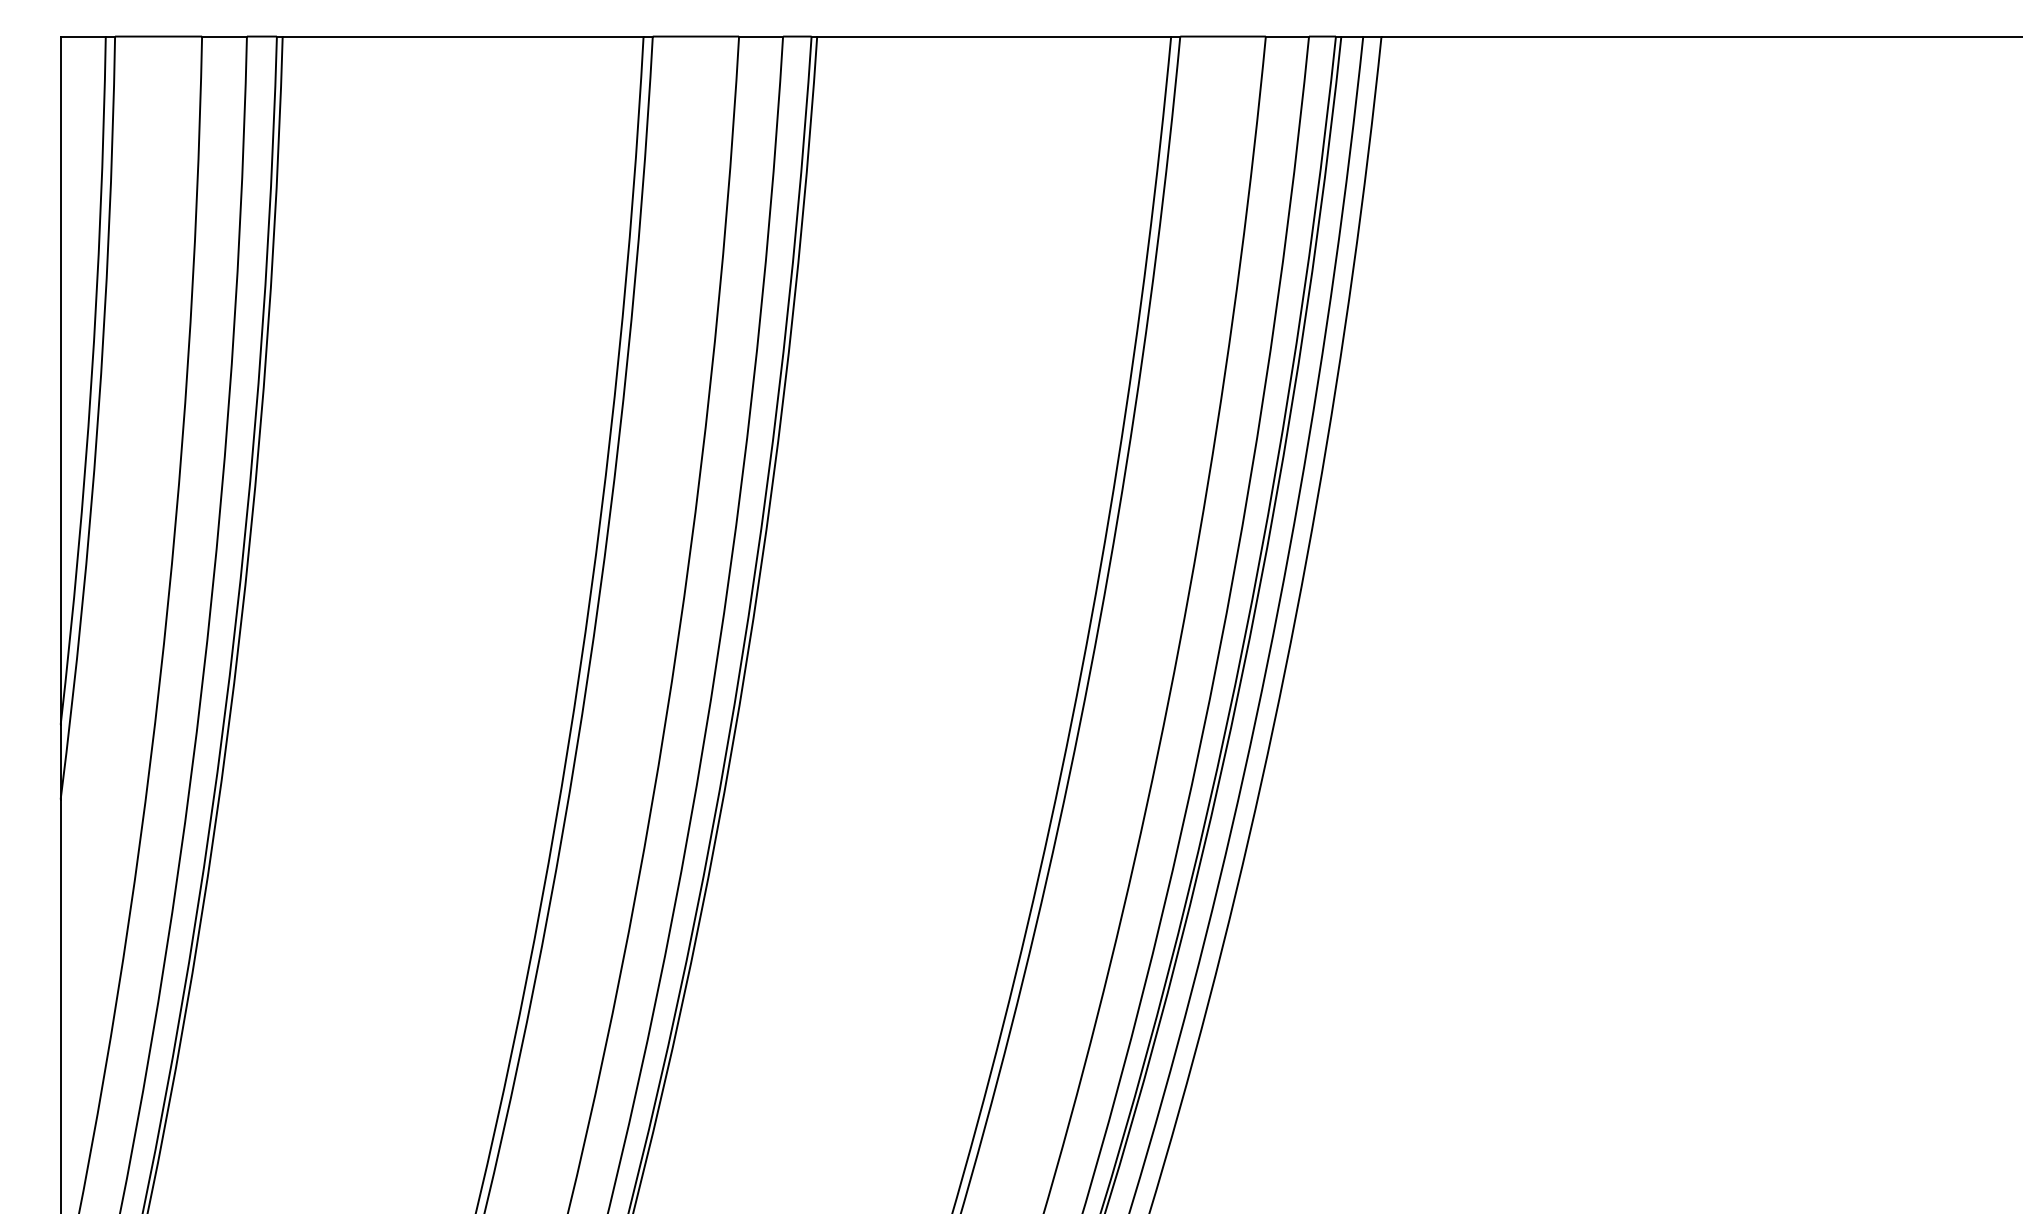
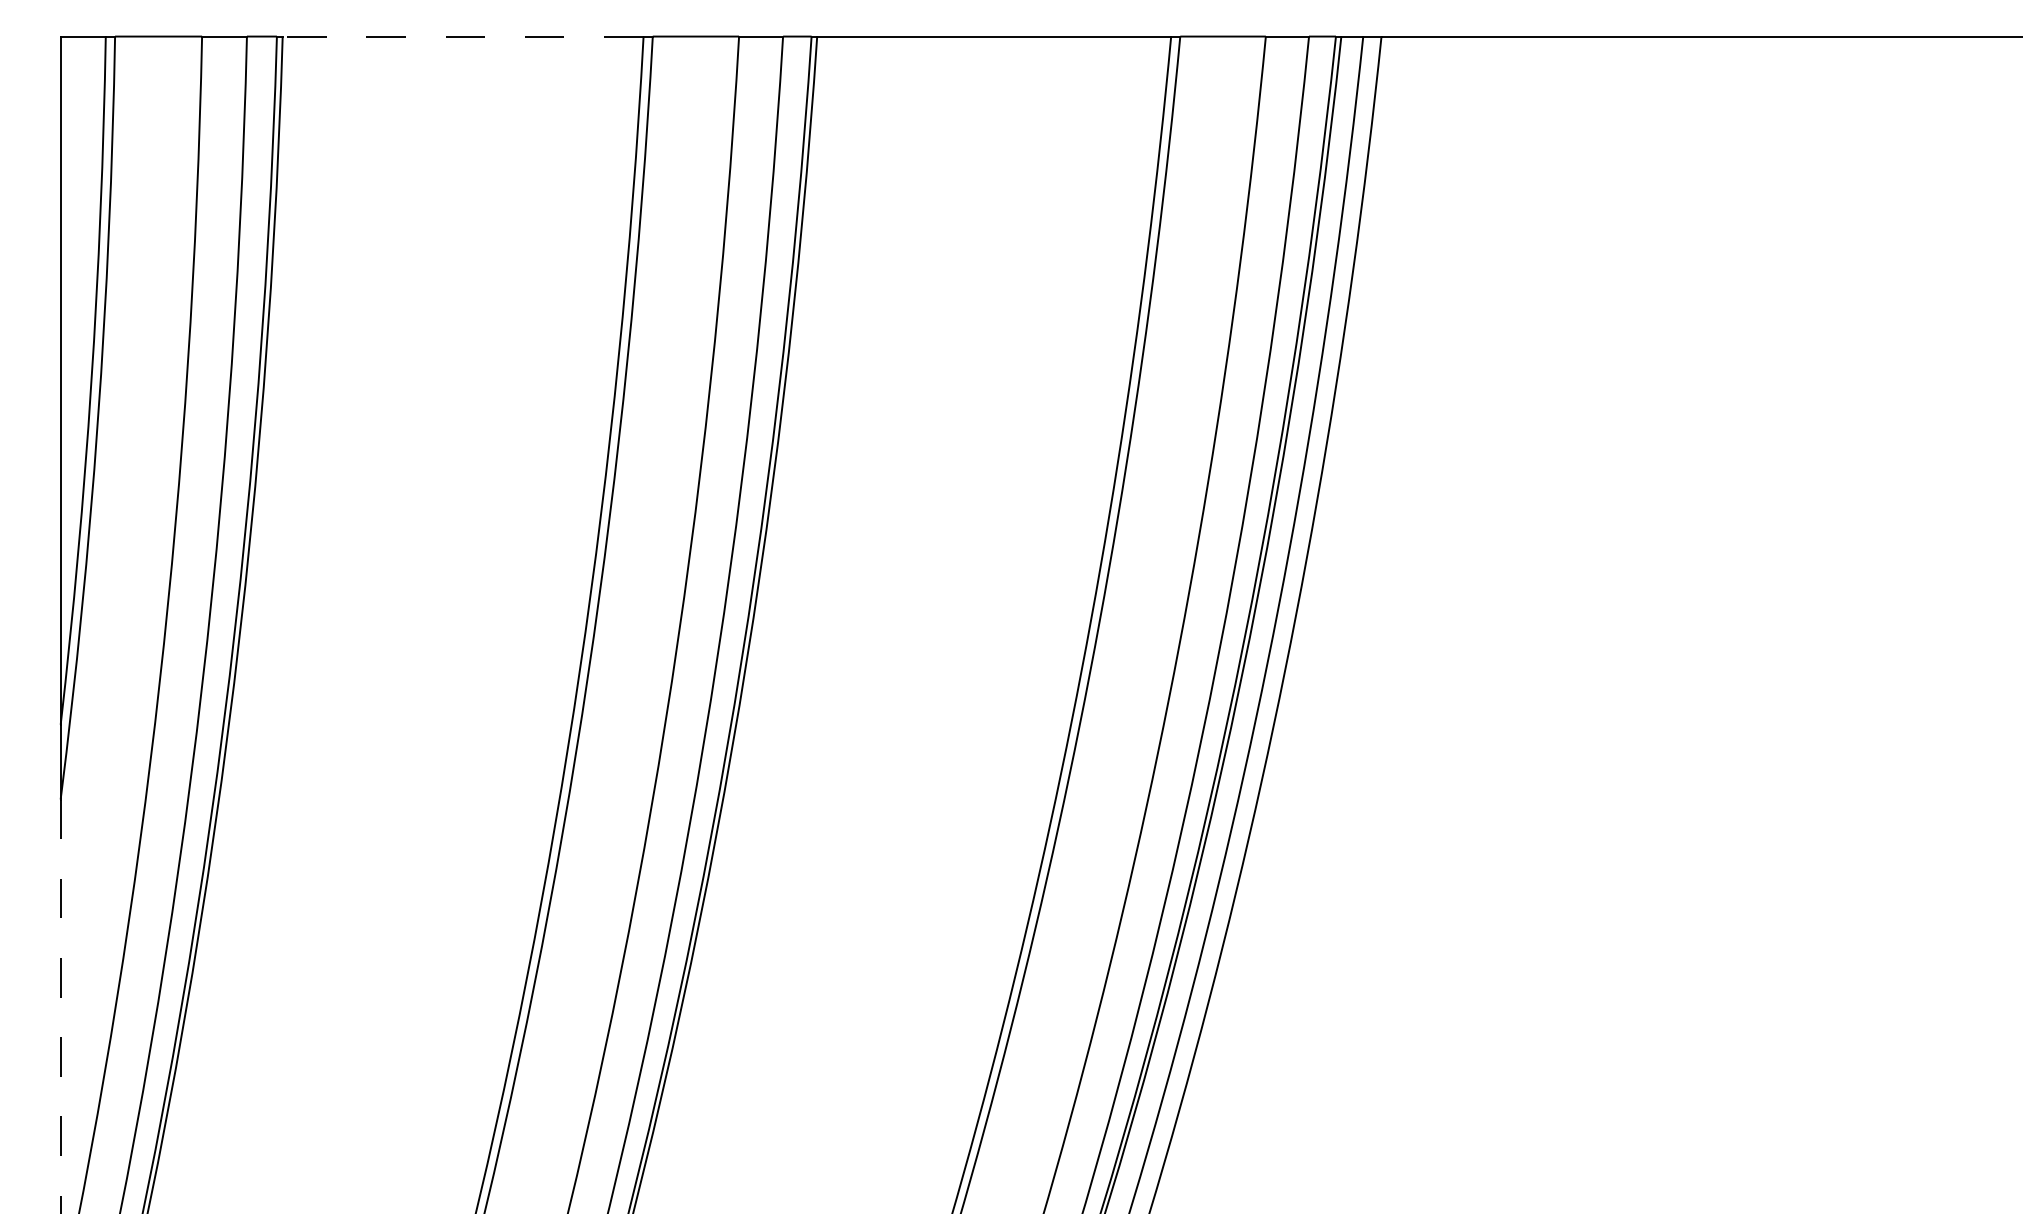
line: solid -> dashed (462, 36)
line: solid -> dashed (60, 1006)
